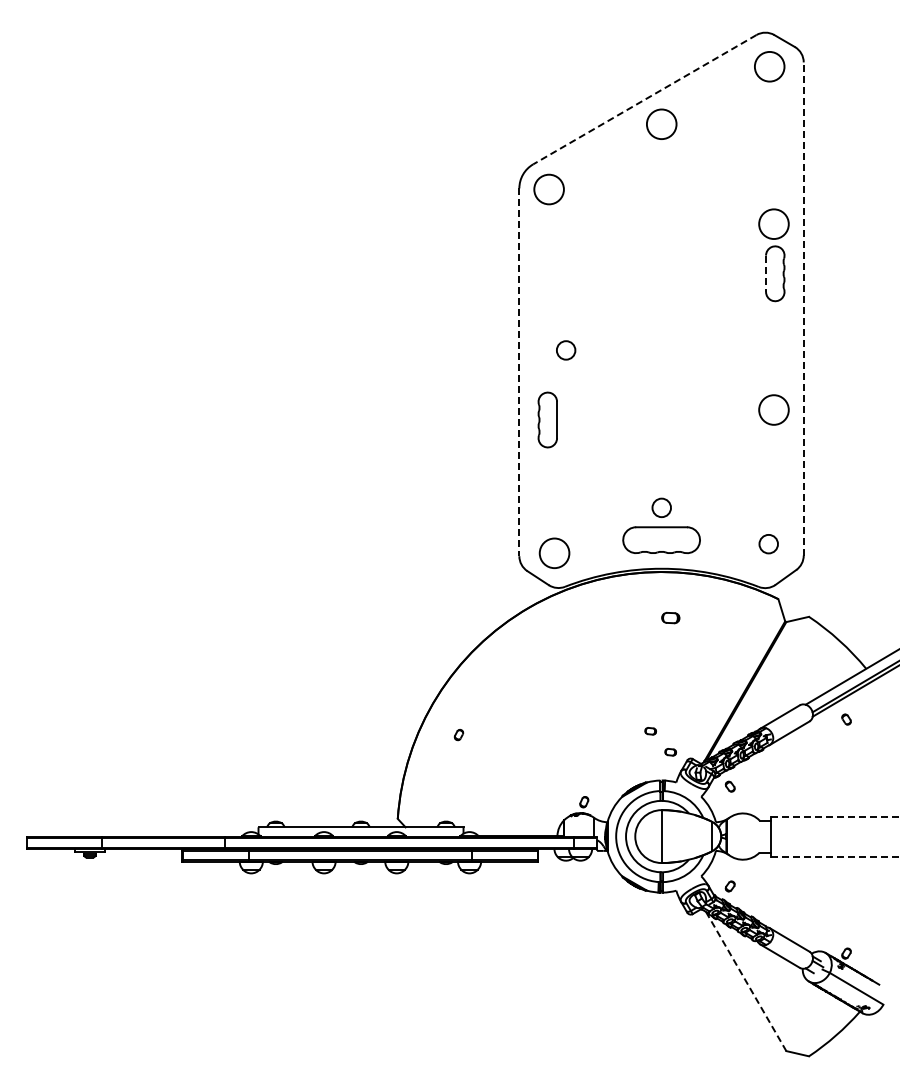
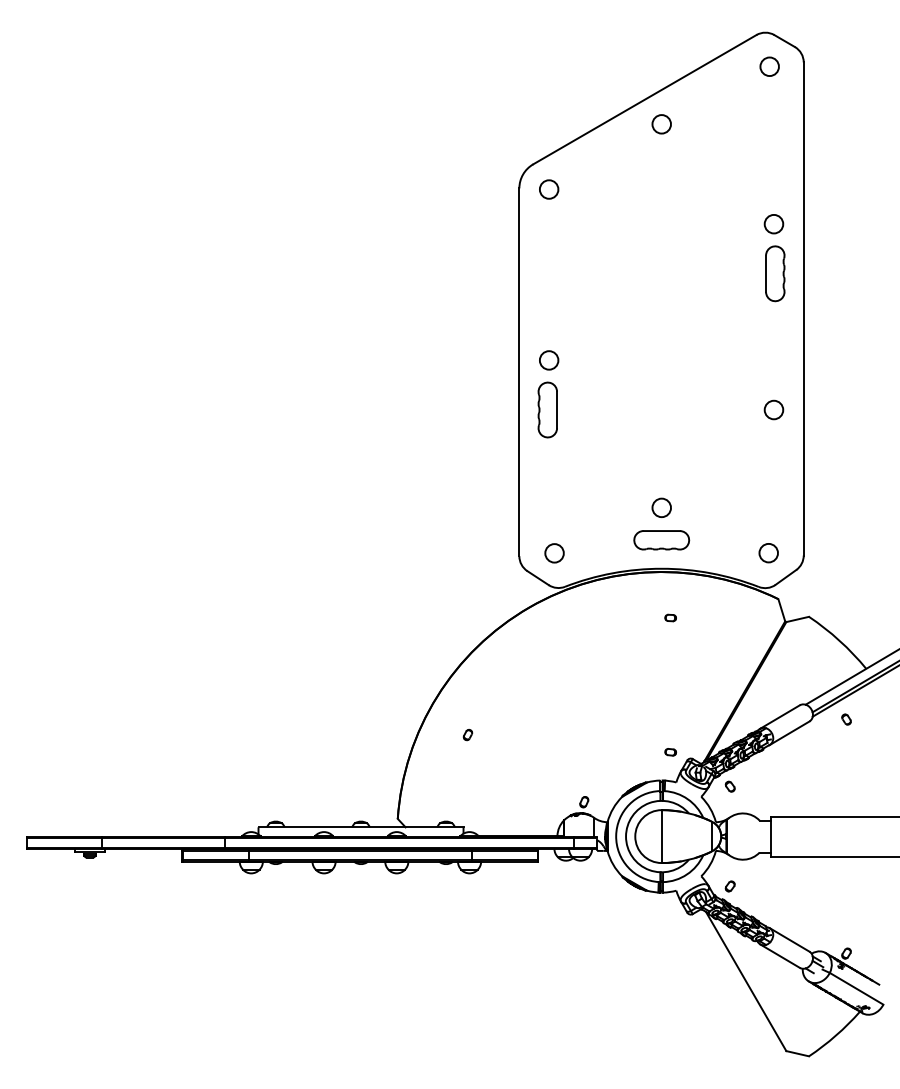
circle diameter: 30 px -> 19 px (769, 66)
line: dashed -> solid (644, 99)
circle diameter: 30 px -> 19 px (661, 124)
circle diameter: 30 px -> 19 px (548, 189)
circle diameter: 30 px -> 19 px (773, 223)
line: dashed -> solid (766, 274)
line: dashed -> solid (803, 308)
circle position: (566, 350) -> (549, 360) (549, 360)
line: dashed -> solid (519, 372)
circle diameter: 30 px -> 19 px (773, 409)
part position: (547, 419) -> (547, 409) (547, 409)
part size: 79x29 px -> 58x21 px (661, 540)
circle position: (768, 544) -> (768, 553) (768, 553)
circle diameter: 30 px -> 19 px (554, 553)
part size: 20x14 px -> 13x10 px (670, 617)
part: present -> none (650, 731)
part position: (458, 735) -> (467, 735) (467, 735)
line: dashed -> solid (835, 816)
line: dashed -> solid (835, 856)
line: dashed -> solid (746, 981)
